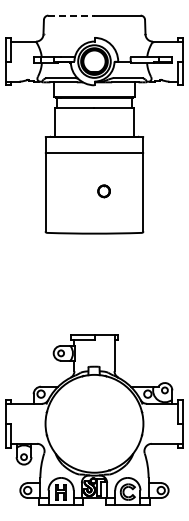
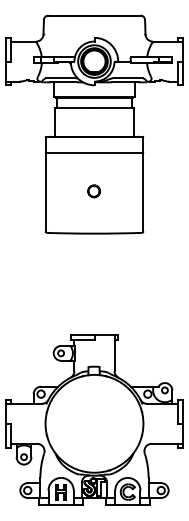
line: dashed -> solid (71, 15)
part position: (103, 191) -> (93, 191) (93, 191)
